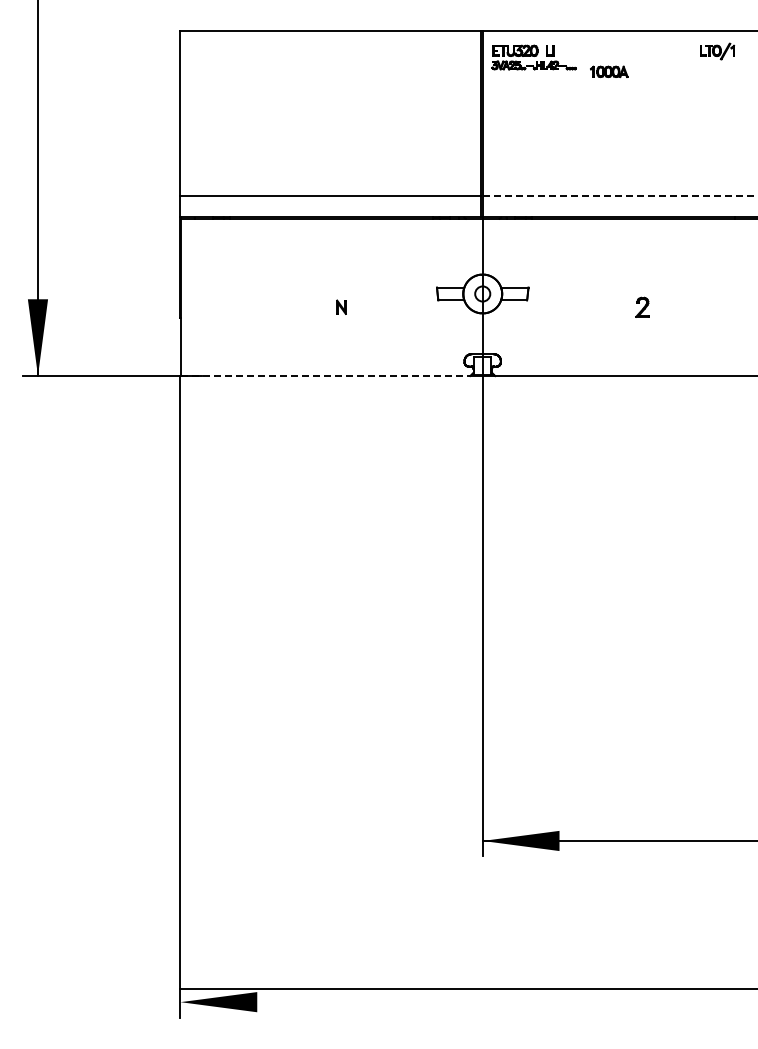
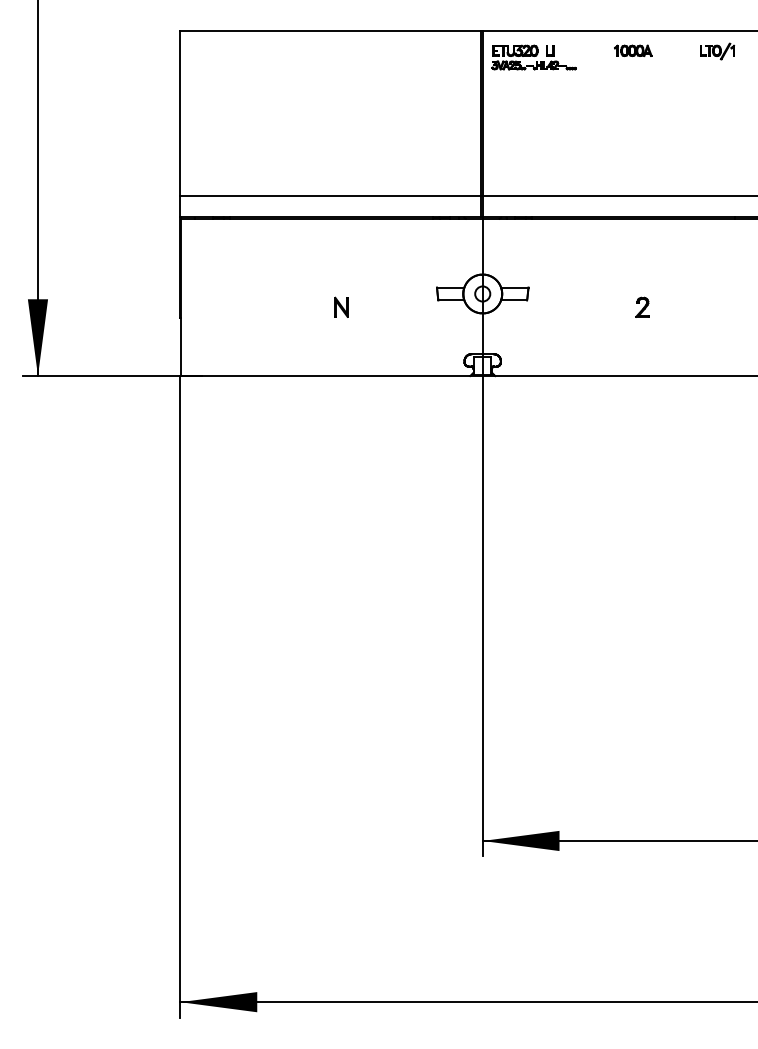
part position: (609, 71) -> (633, 50) (633, 50)
line: dashed -> solid (620, 195)
part size: 11x16 px -> 15x22 px (341, 306)
line: dashed -> solid (325, 376)
line position: (467, 989) -> (467, 1002) (467, 1002)
